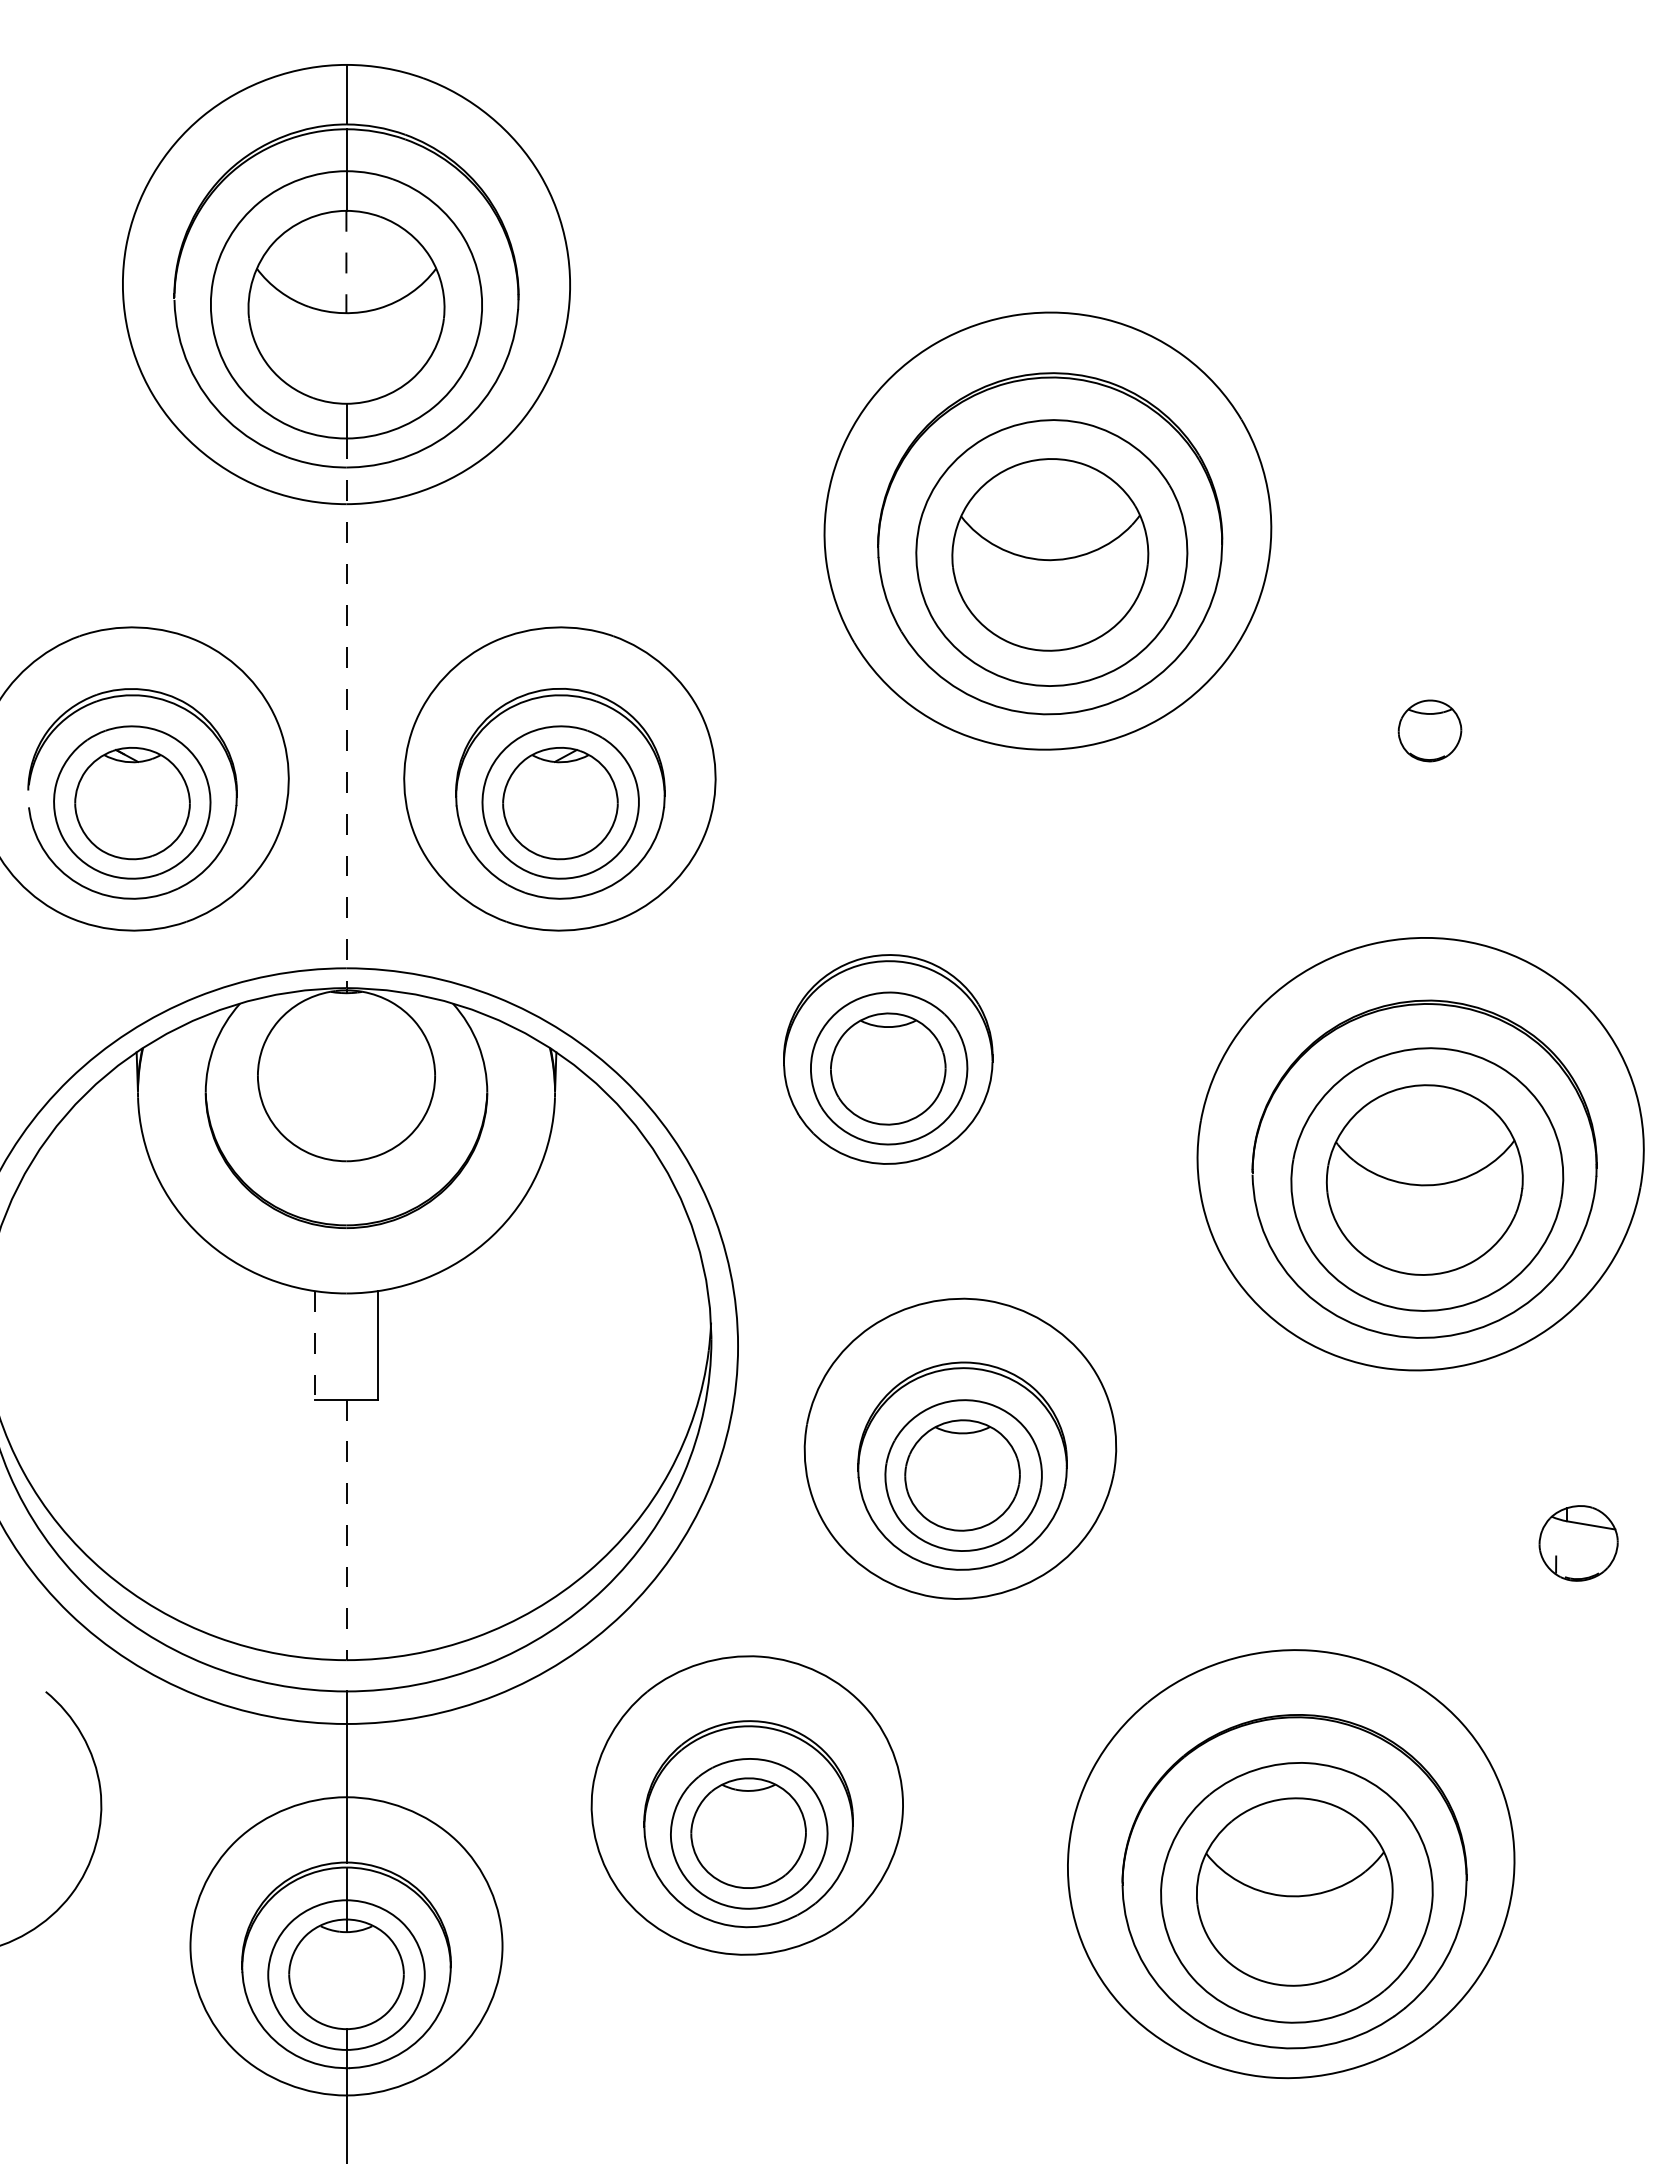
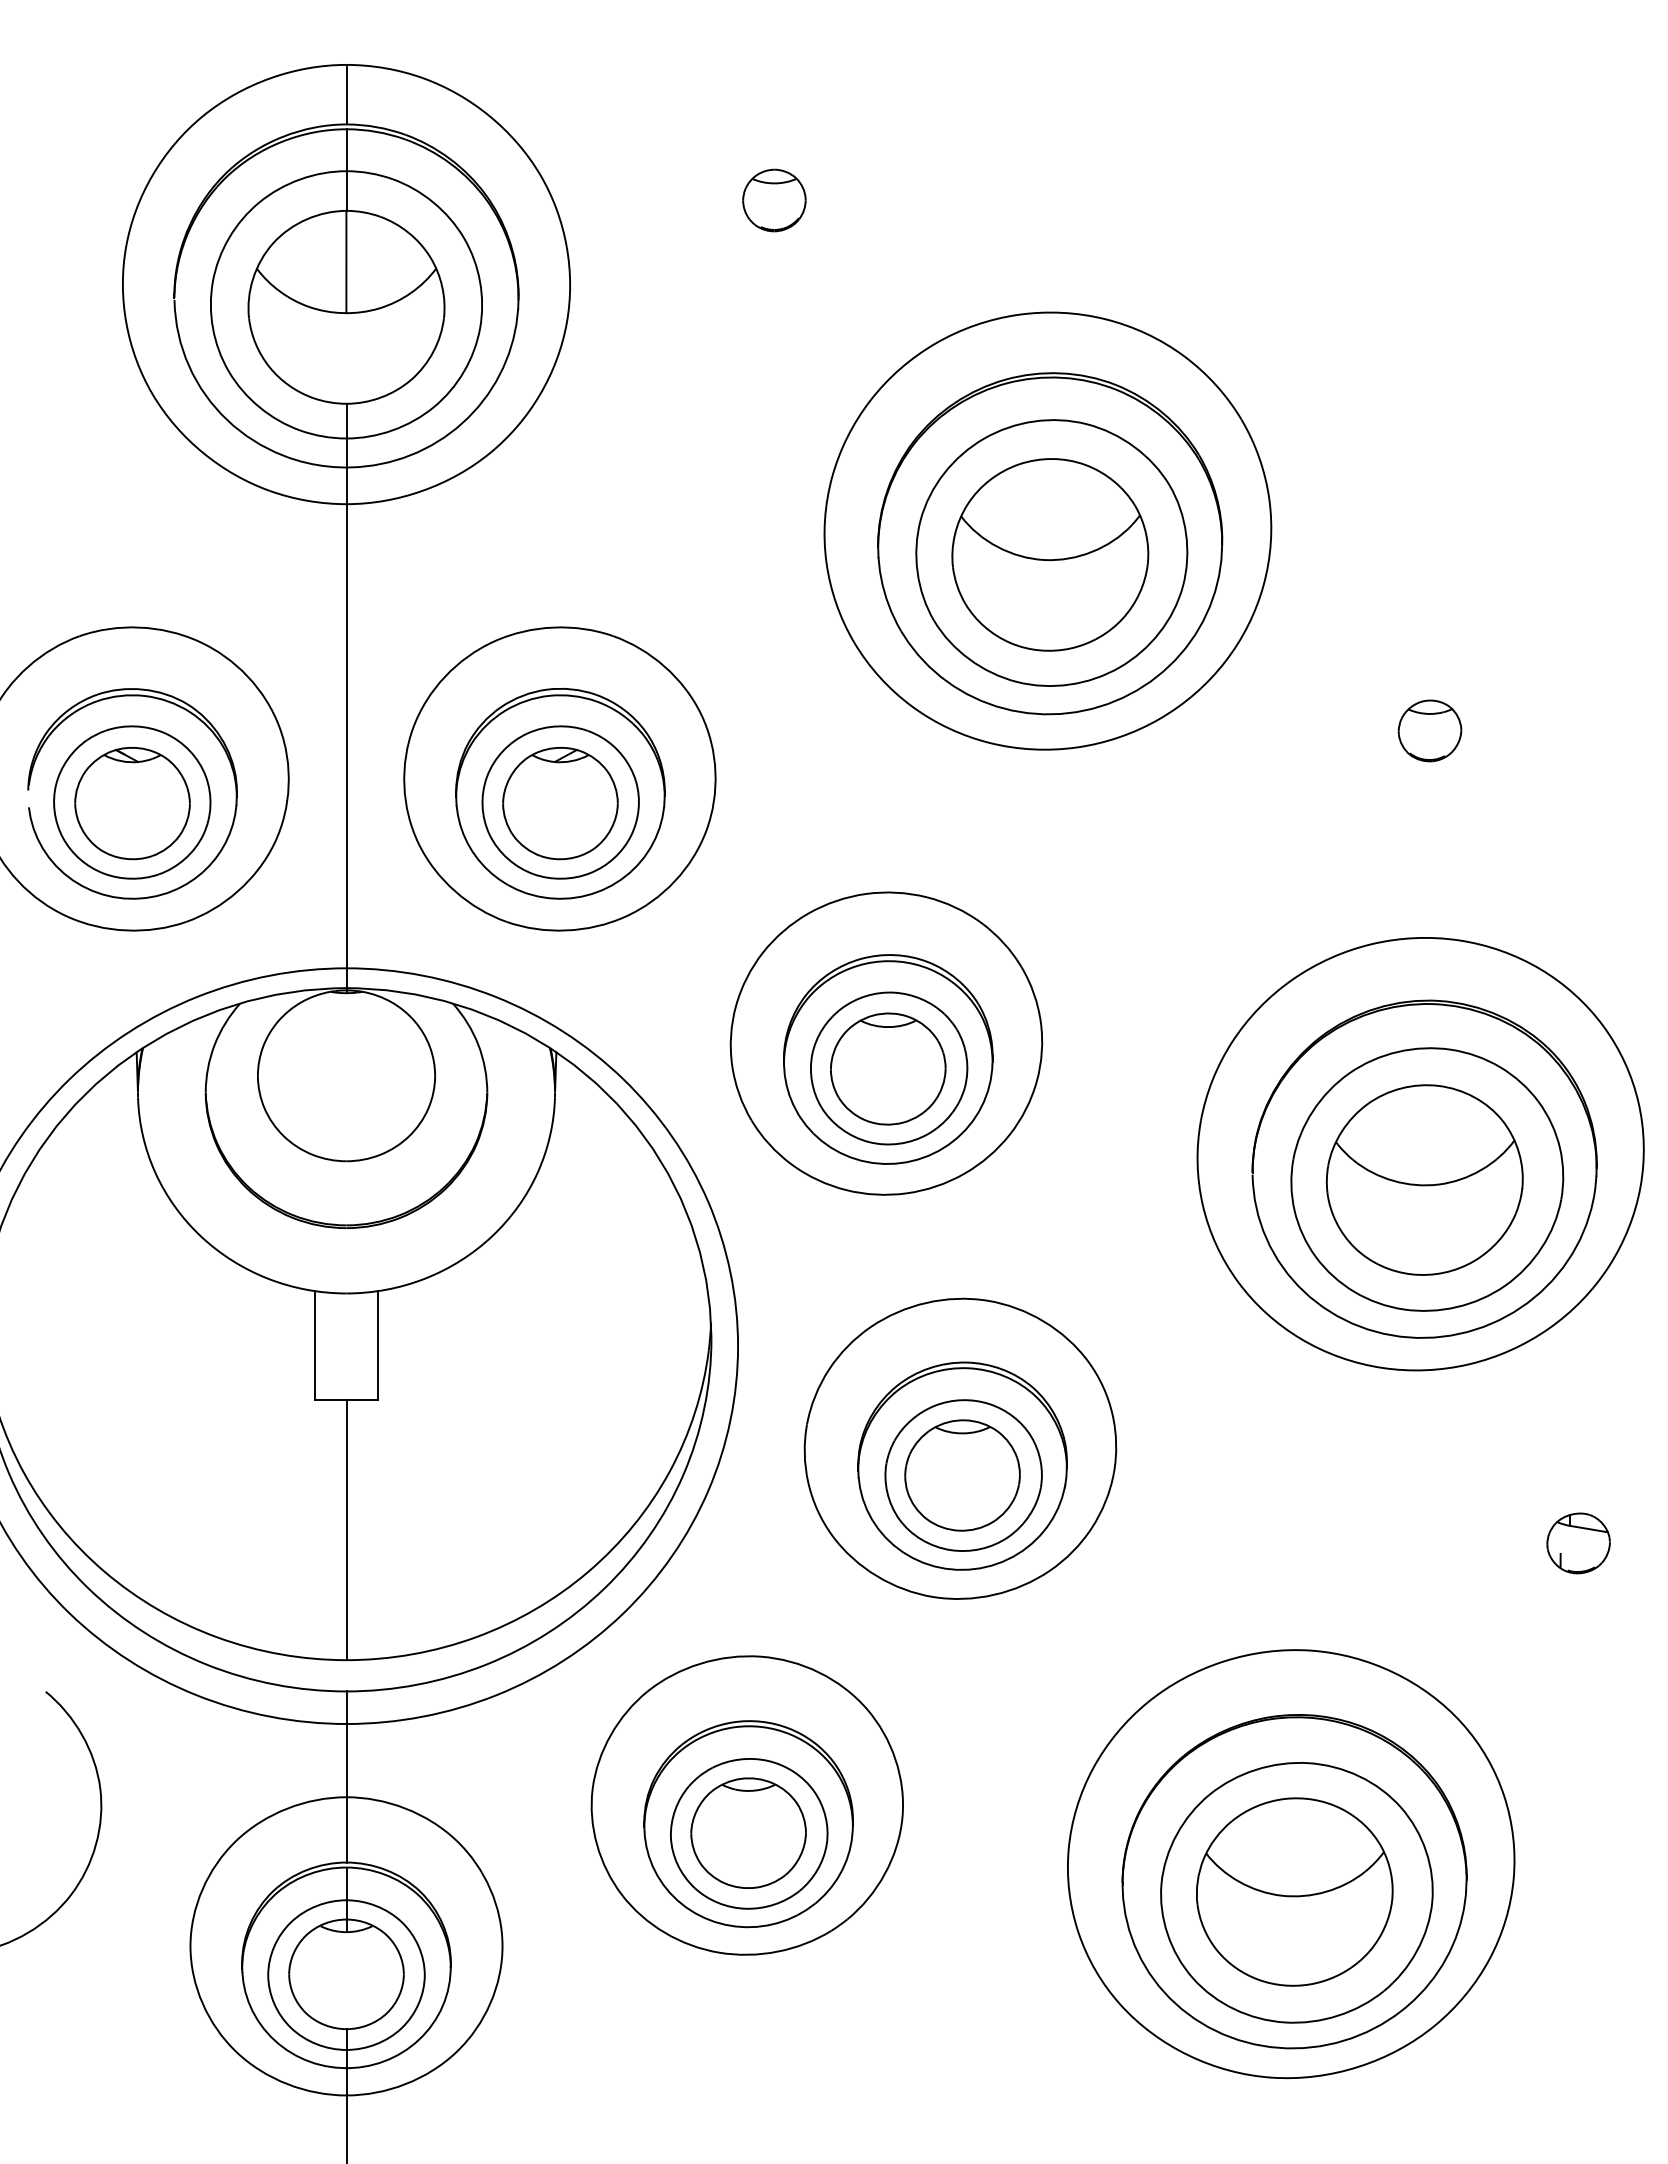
part: none -> present (774, 200)
line: dashed -> solid (346, 262)
line: dashed -> solid (346, 713)
part: none -> present (886, 1043)
line: dashed -> solid (315, 1345)
line: dashed -> solid (346, 1530)
part size: 81x77 px -> 65x63 px (1578, 1543)
